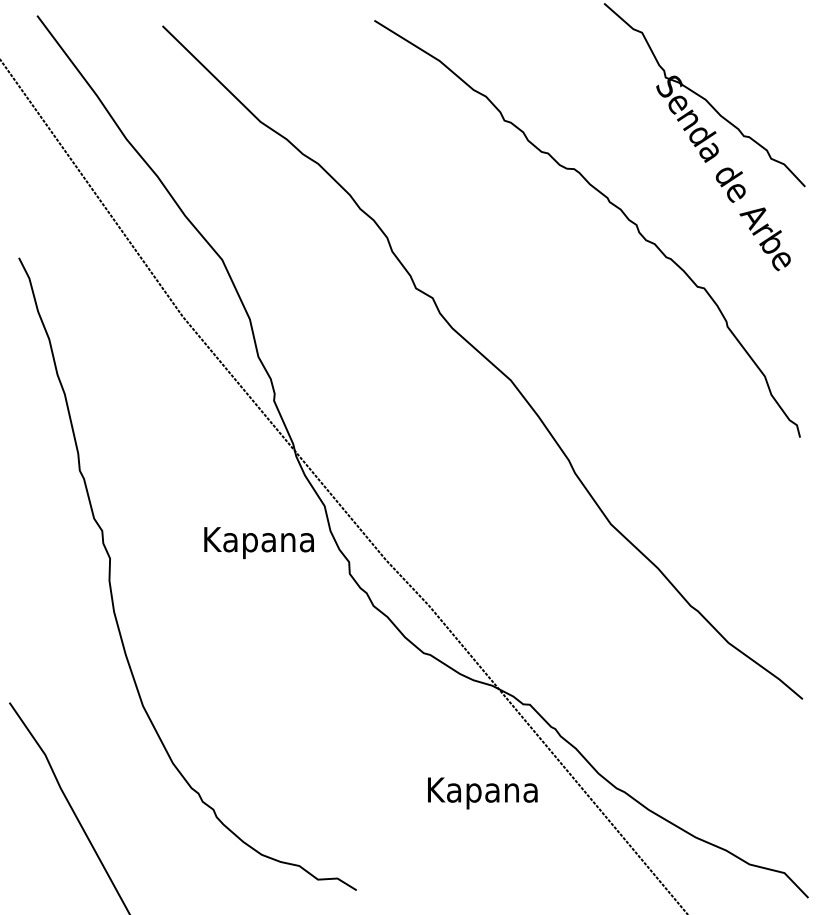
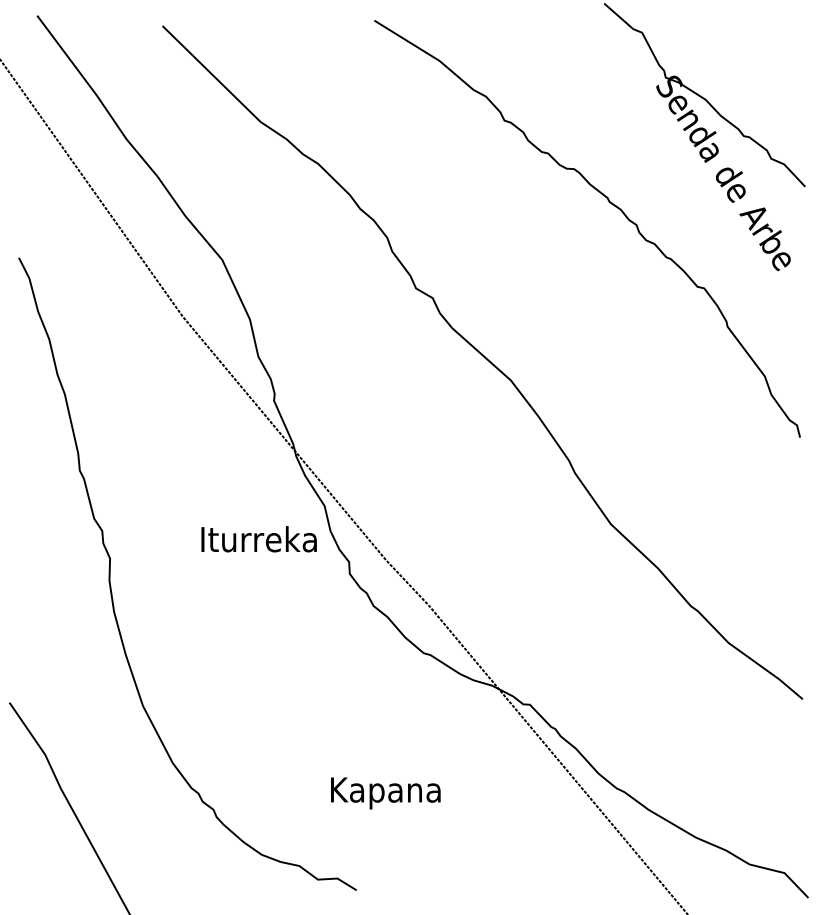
text: Kapana -> Iturreka (258, 542)
text position: (482, 793) -> (385, 793) (385, 793)
